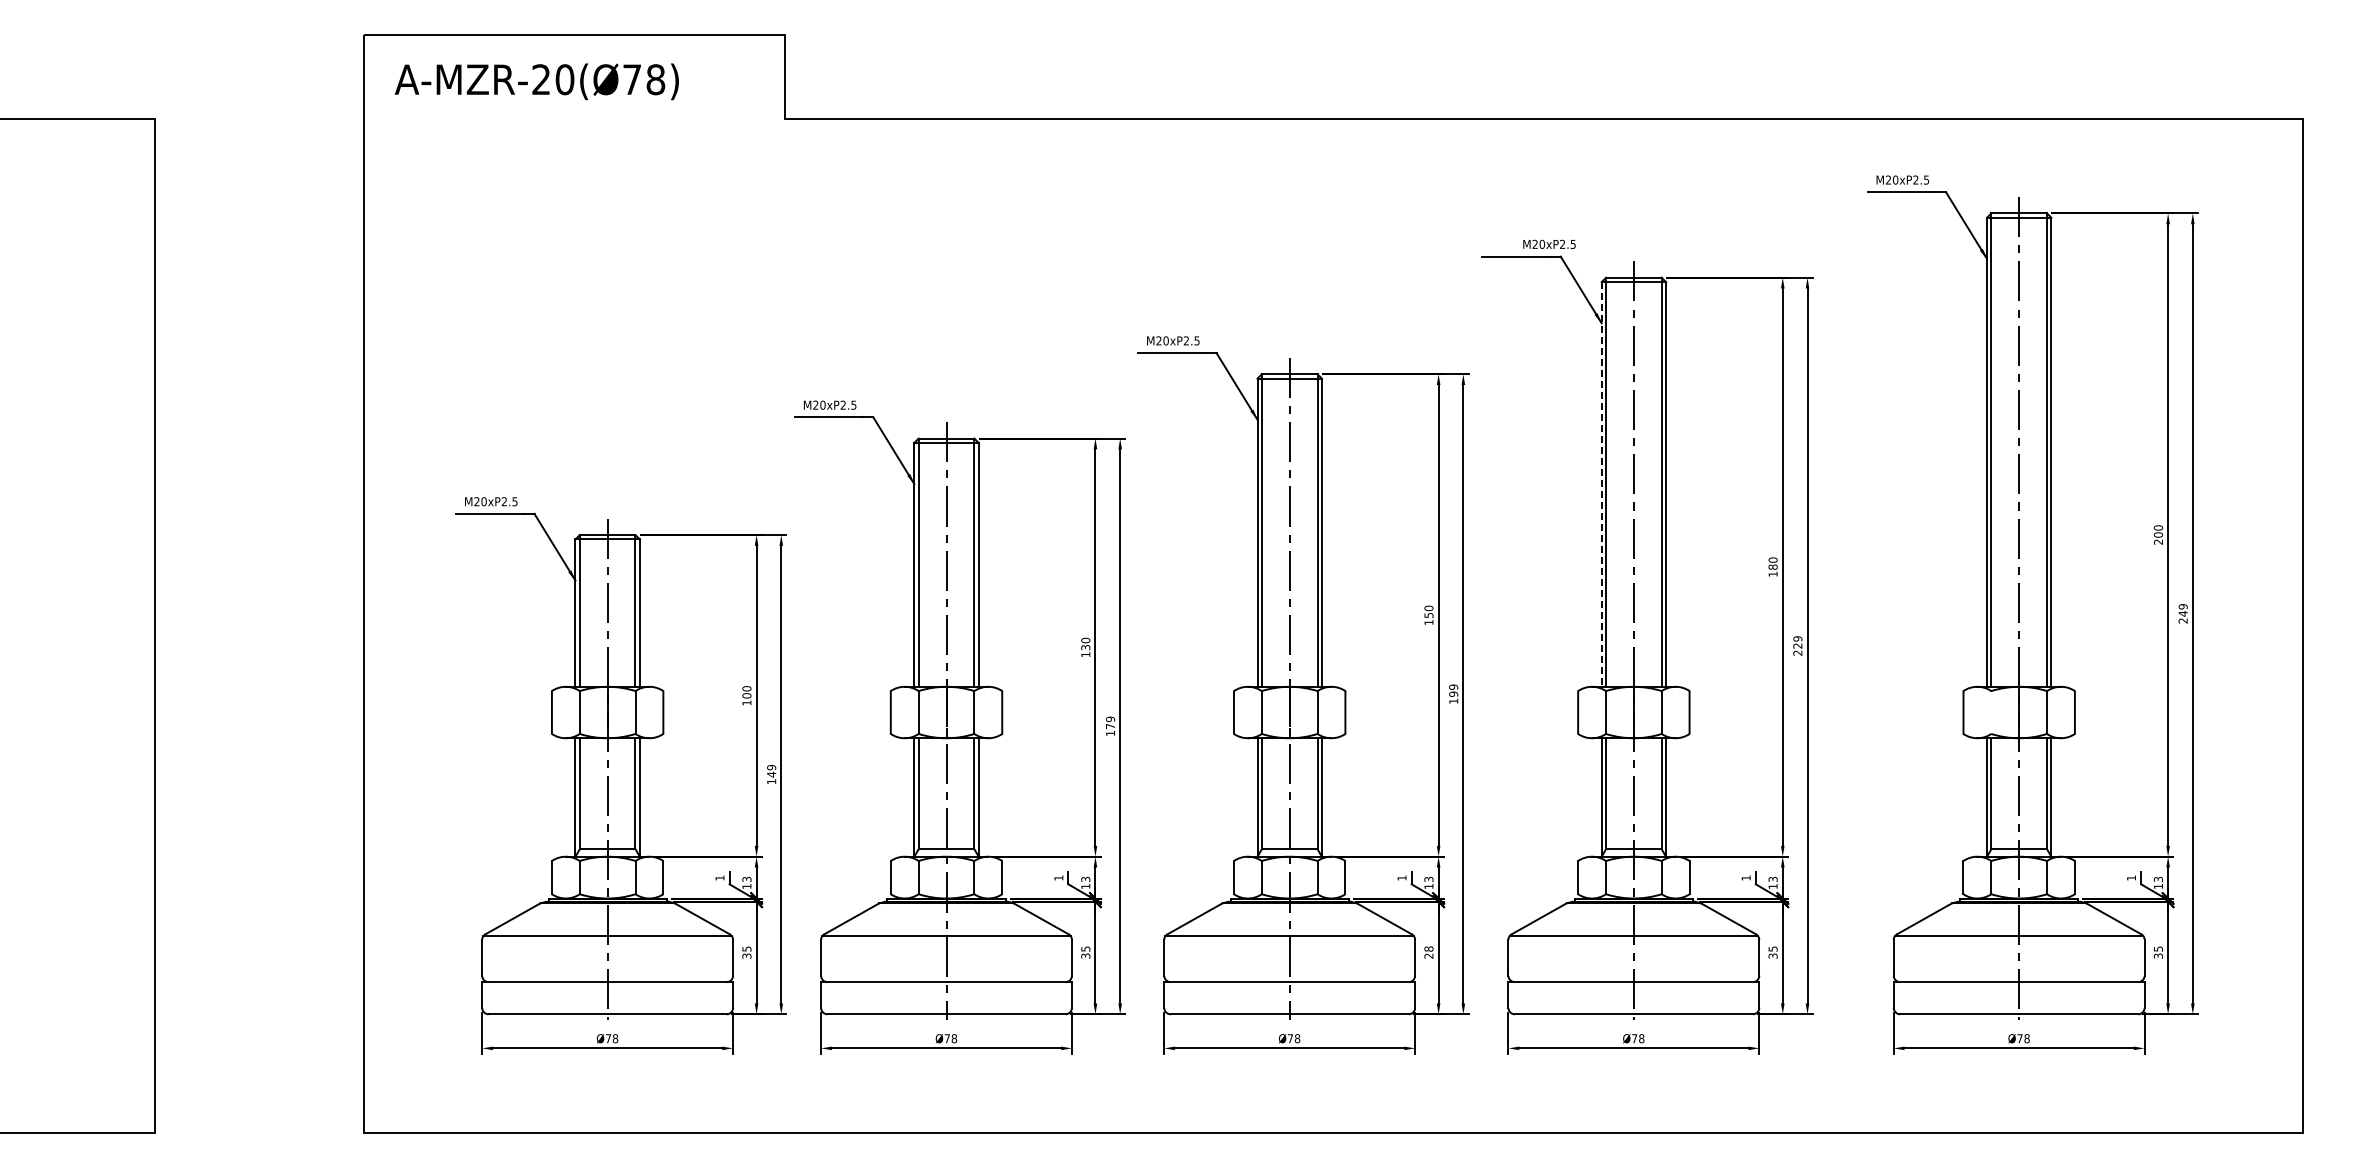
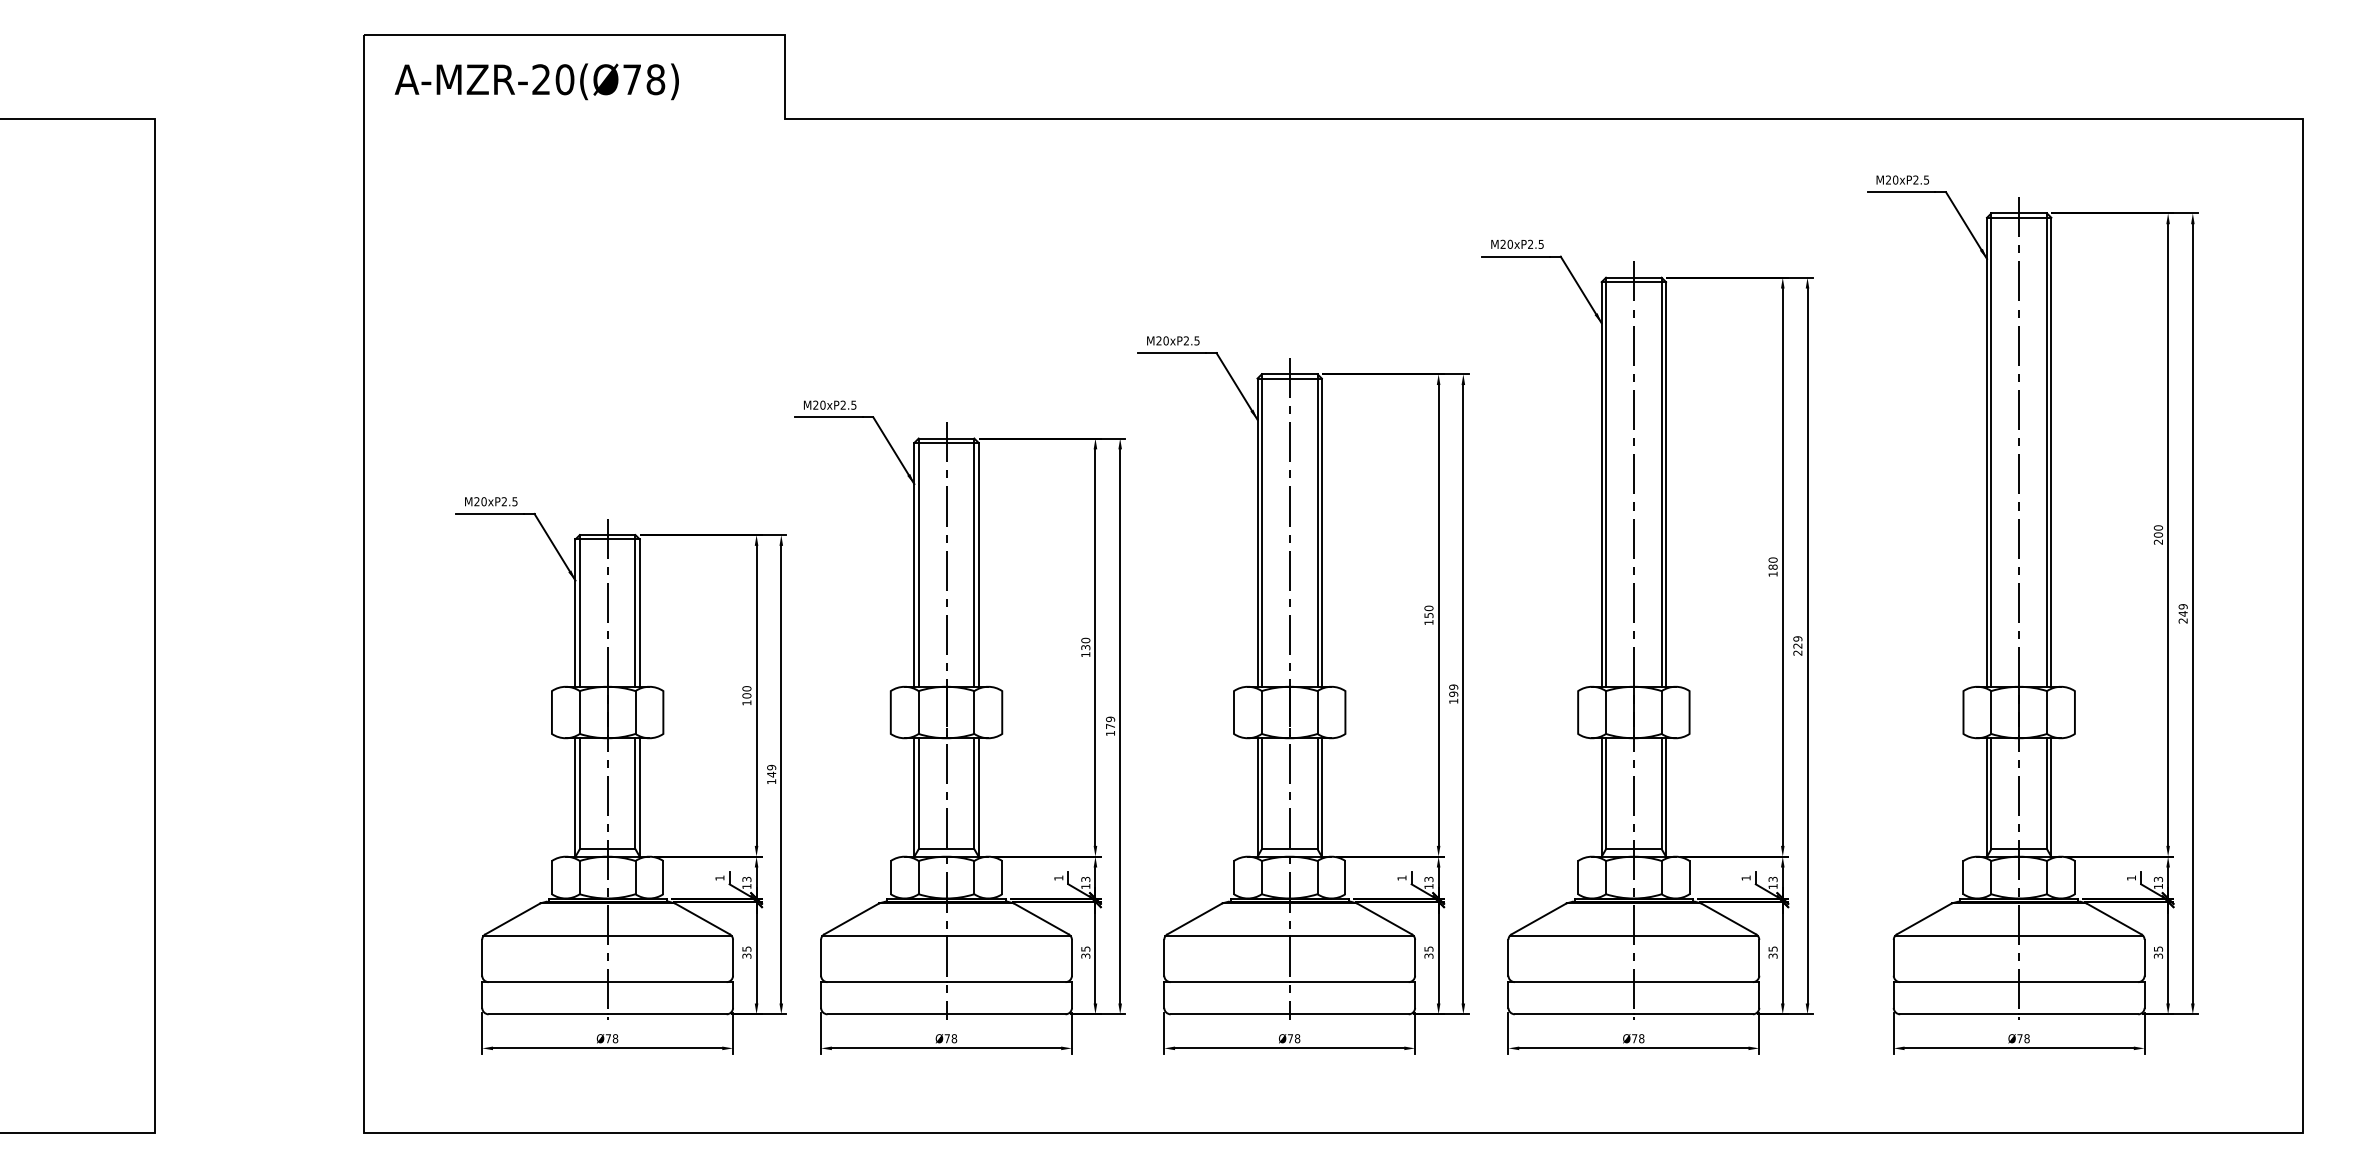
text position: (1549, 243) -> (1517, 243) (1517, 243)
line: dashed -> solid (1601, 484)
line: none -> present (1991, 712)
text: 28 -> 35 (1428, 952)
